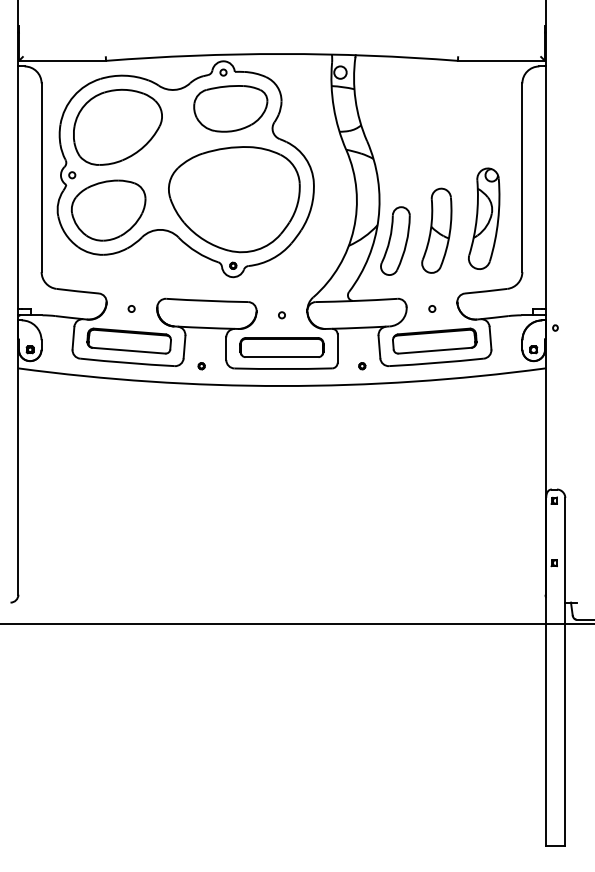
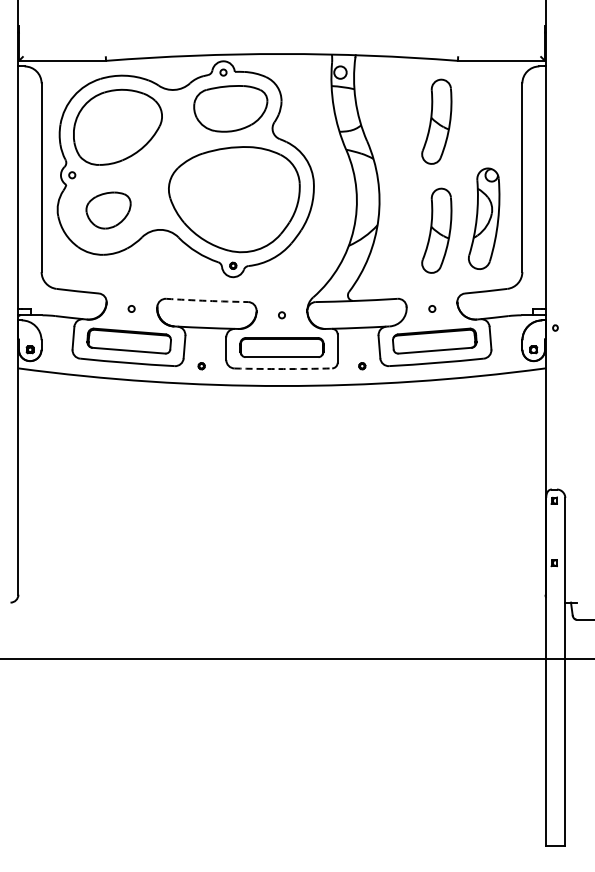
part: none -> present (436, 121)
part size: 77x63 px -> 47x39 px (108, 210)
part: present -> none (395, 240)
arc: solid -> dashed (207, 300)
arc: solid -> dashed (283, 369)
line position: (296, 624) -> (296, 659) (296, 659)
